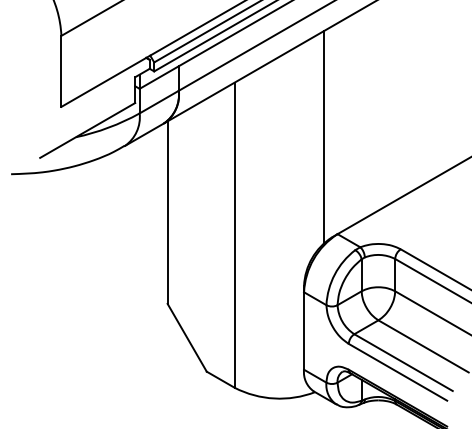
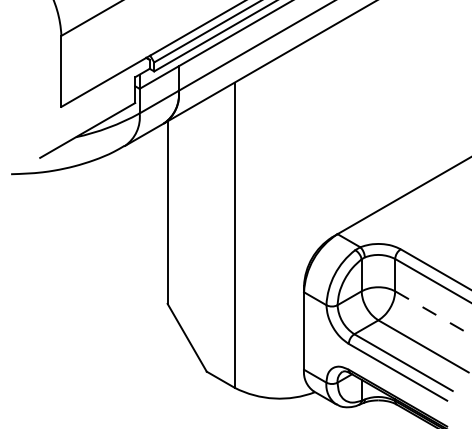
line: present -> none (324, 136)
line: solid -> dashed (433, 313)
